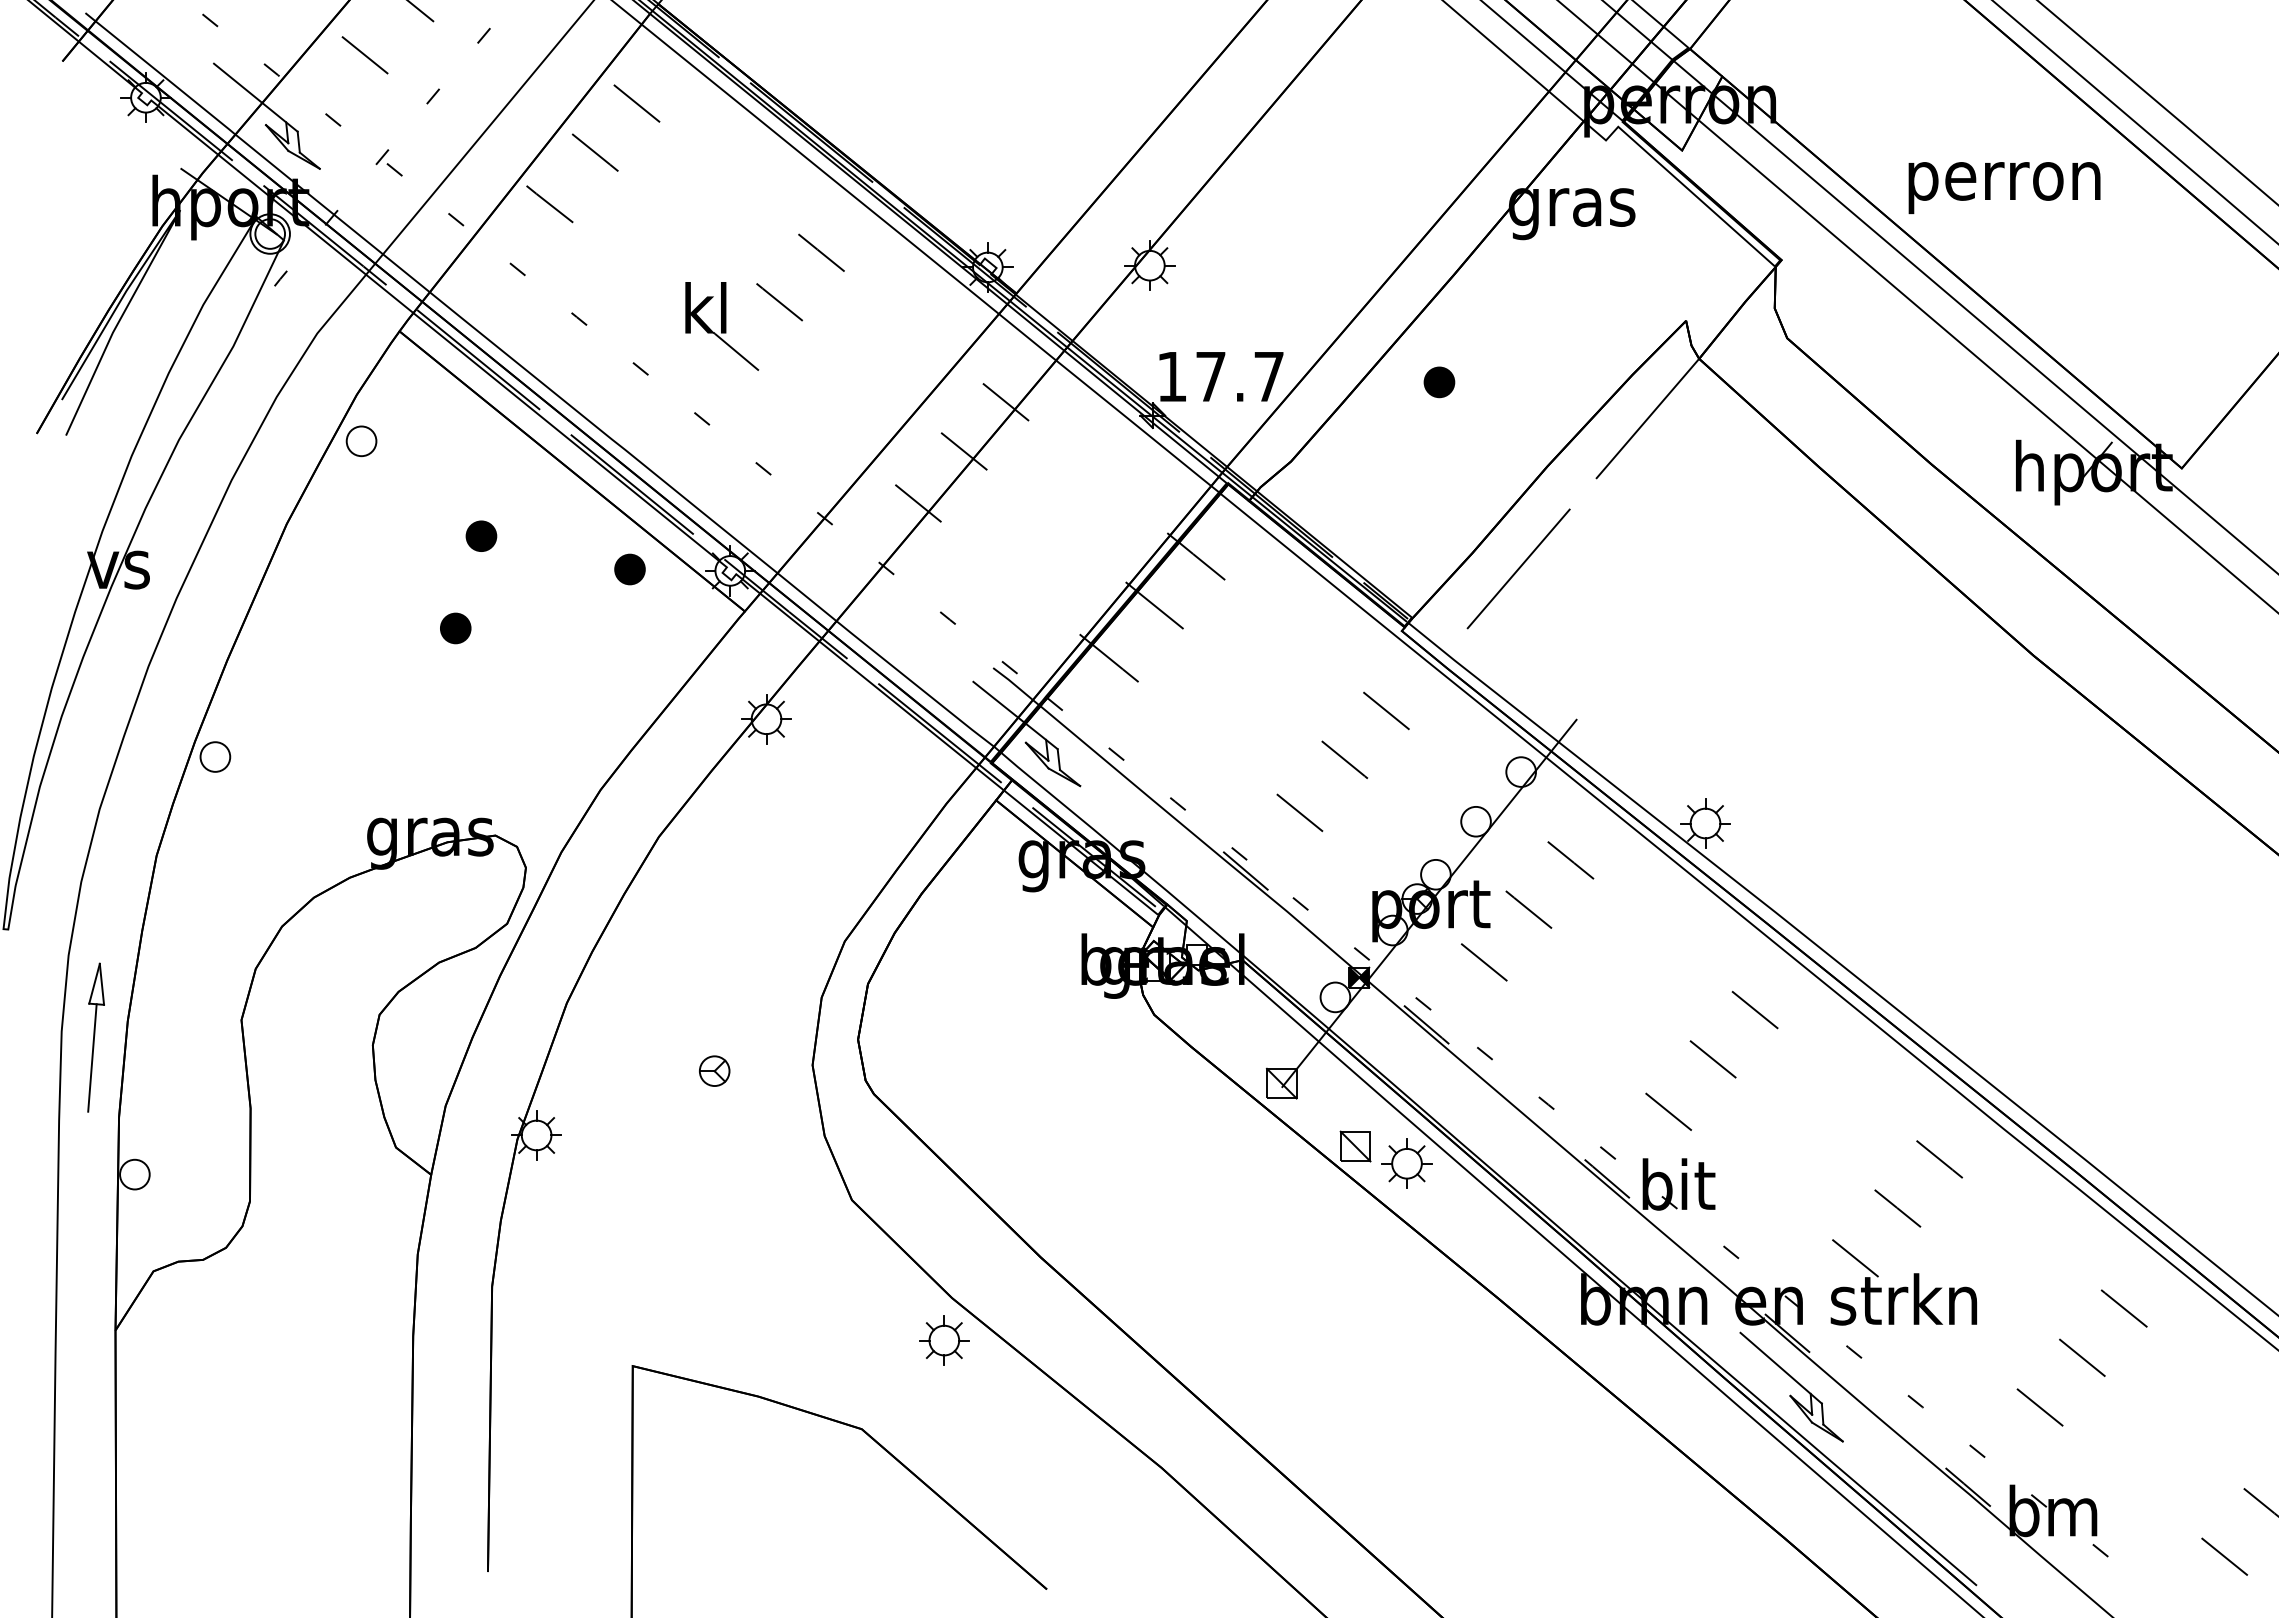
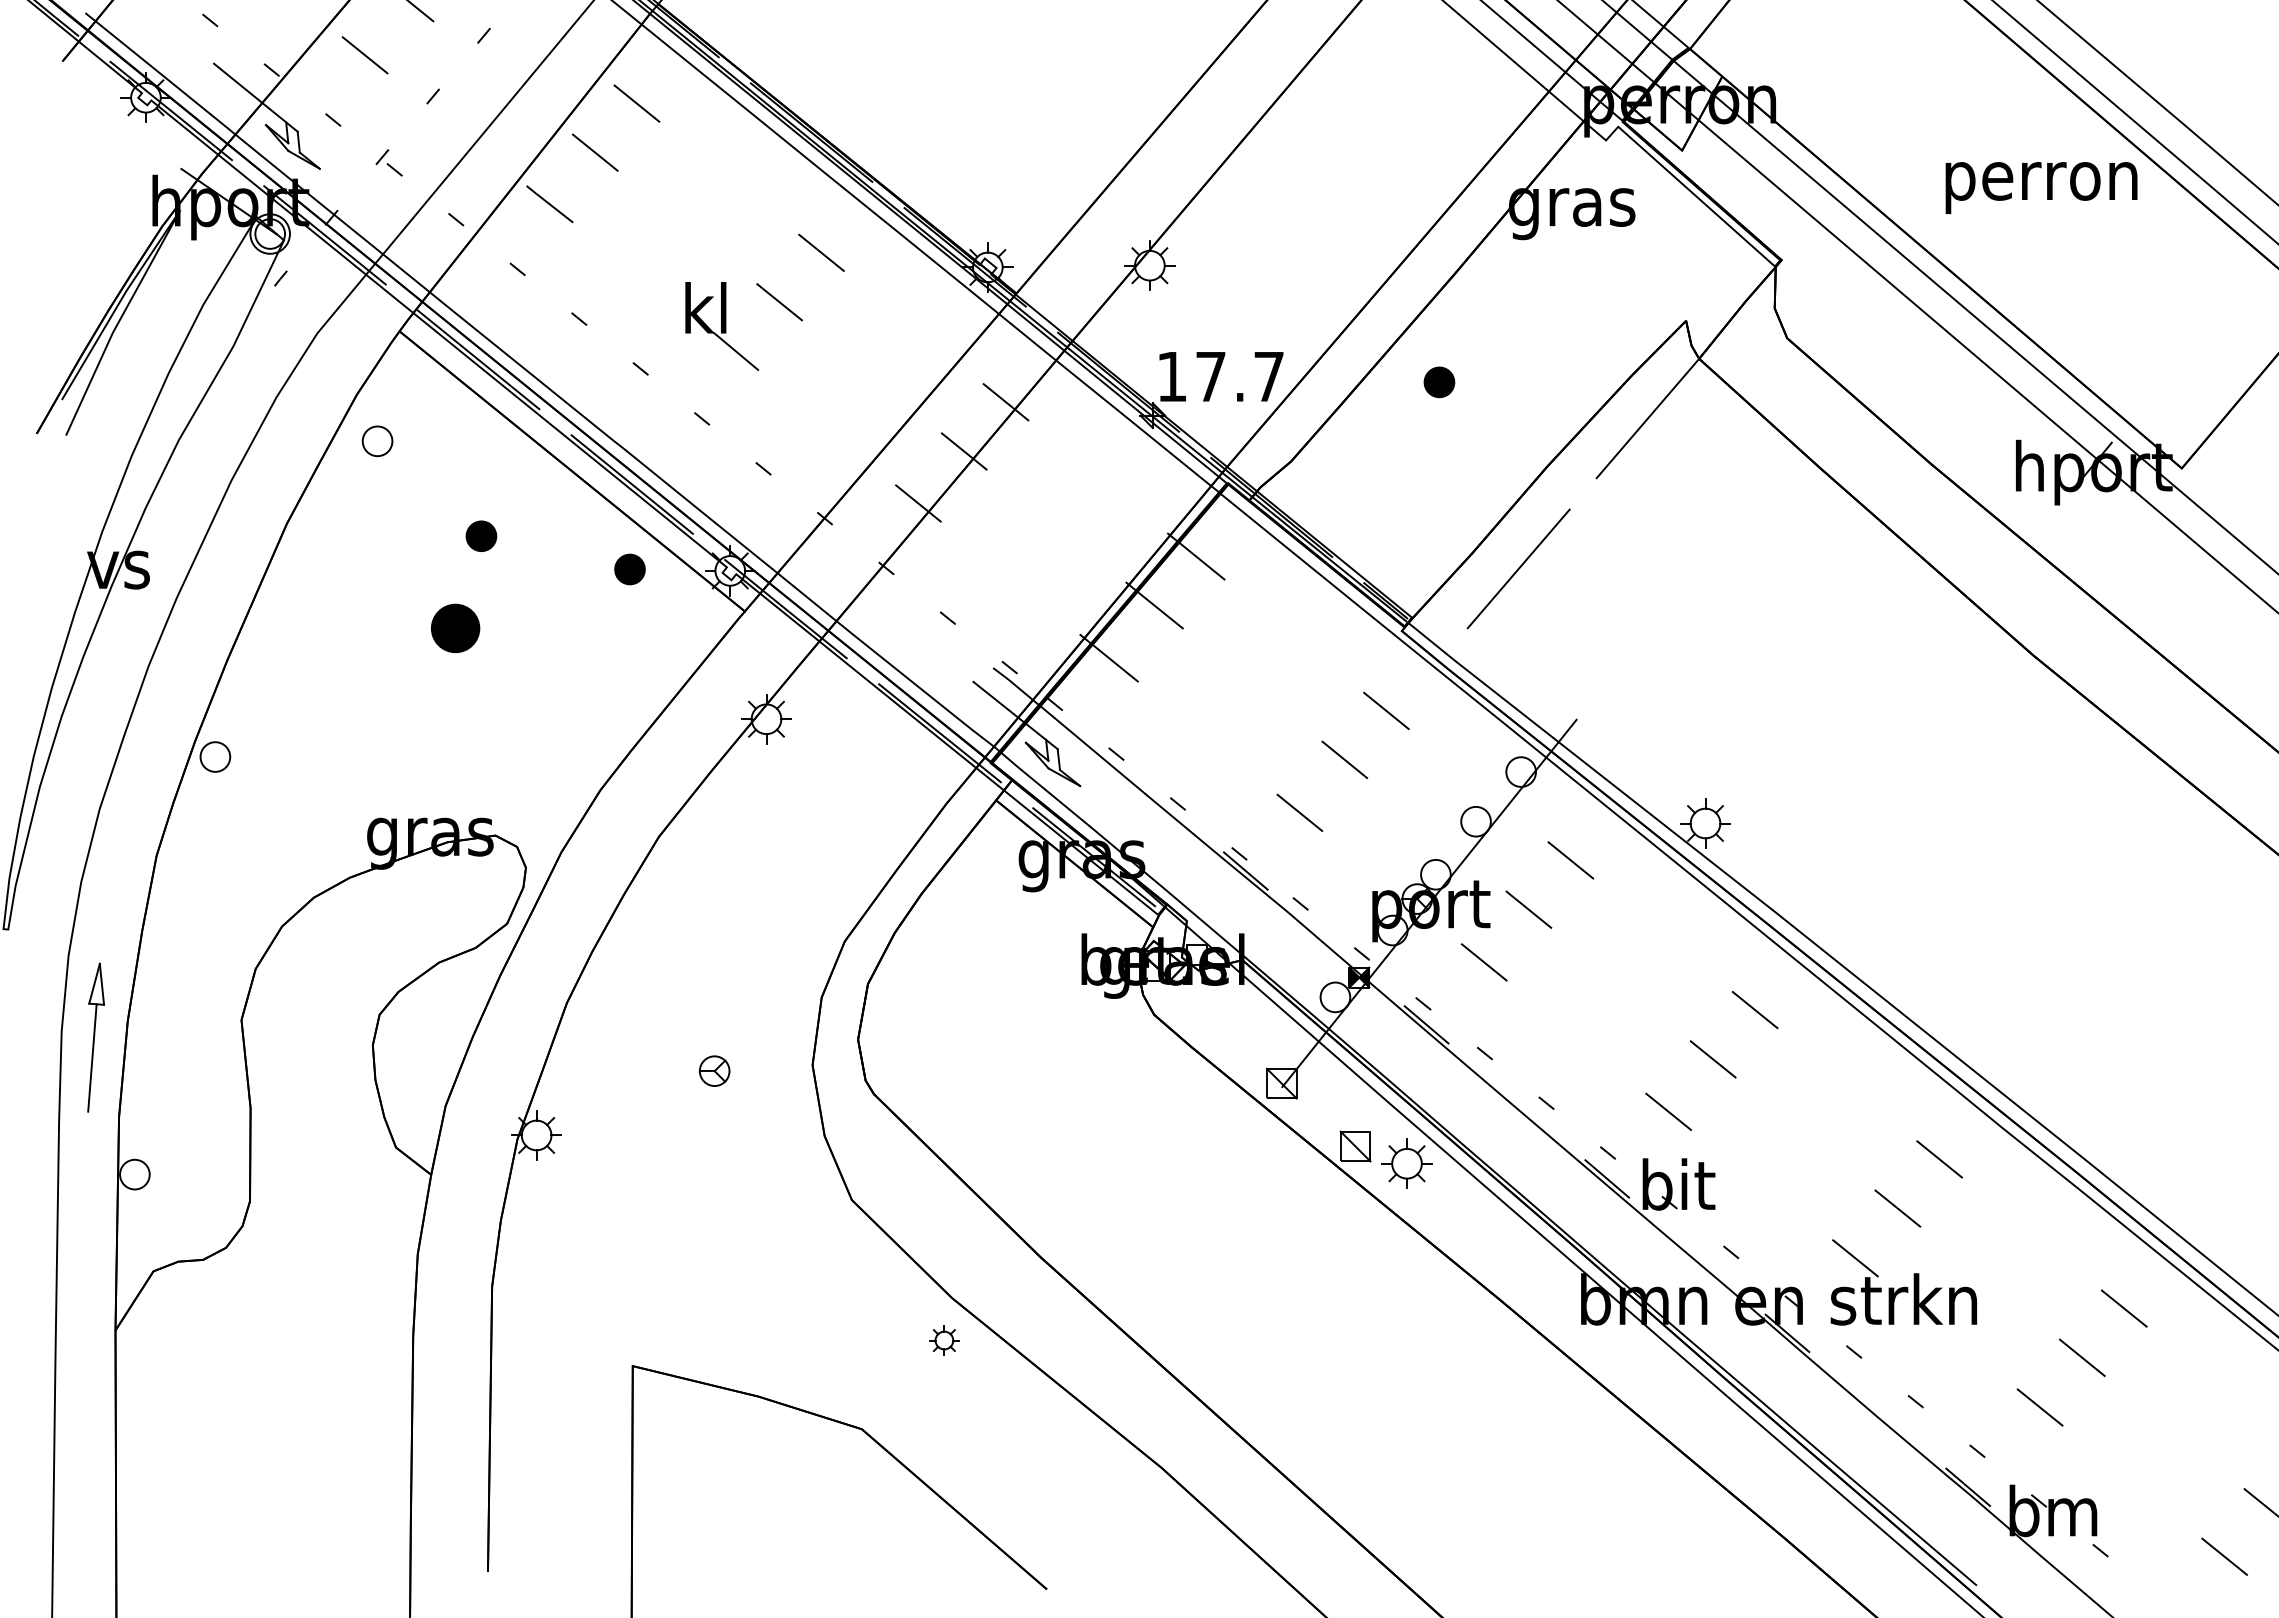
text position: (2004, 187) -> (2041, 187) (2041, 187)
part position: (361, 441) -> (377, 441) (377, 441)
part size: 32x33 px -> 50x51 px (455, 628)
part size: 51x51 px -> 31x31 px (944, 1340)
part: present -> none (1791, 1386)
